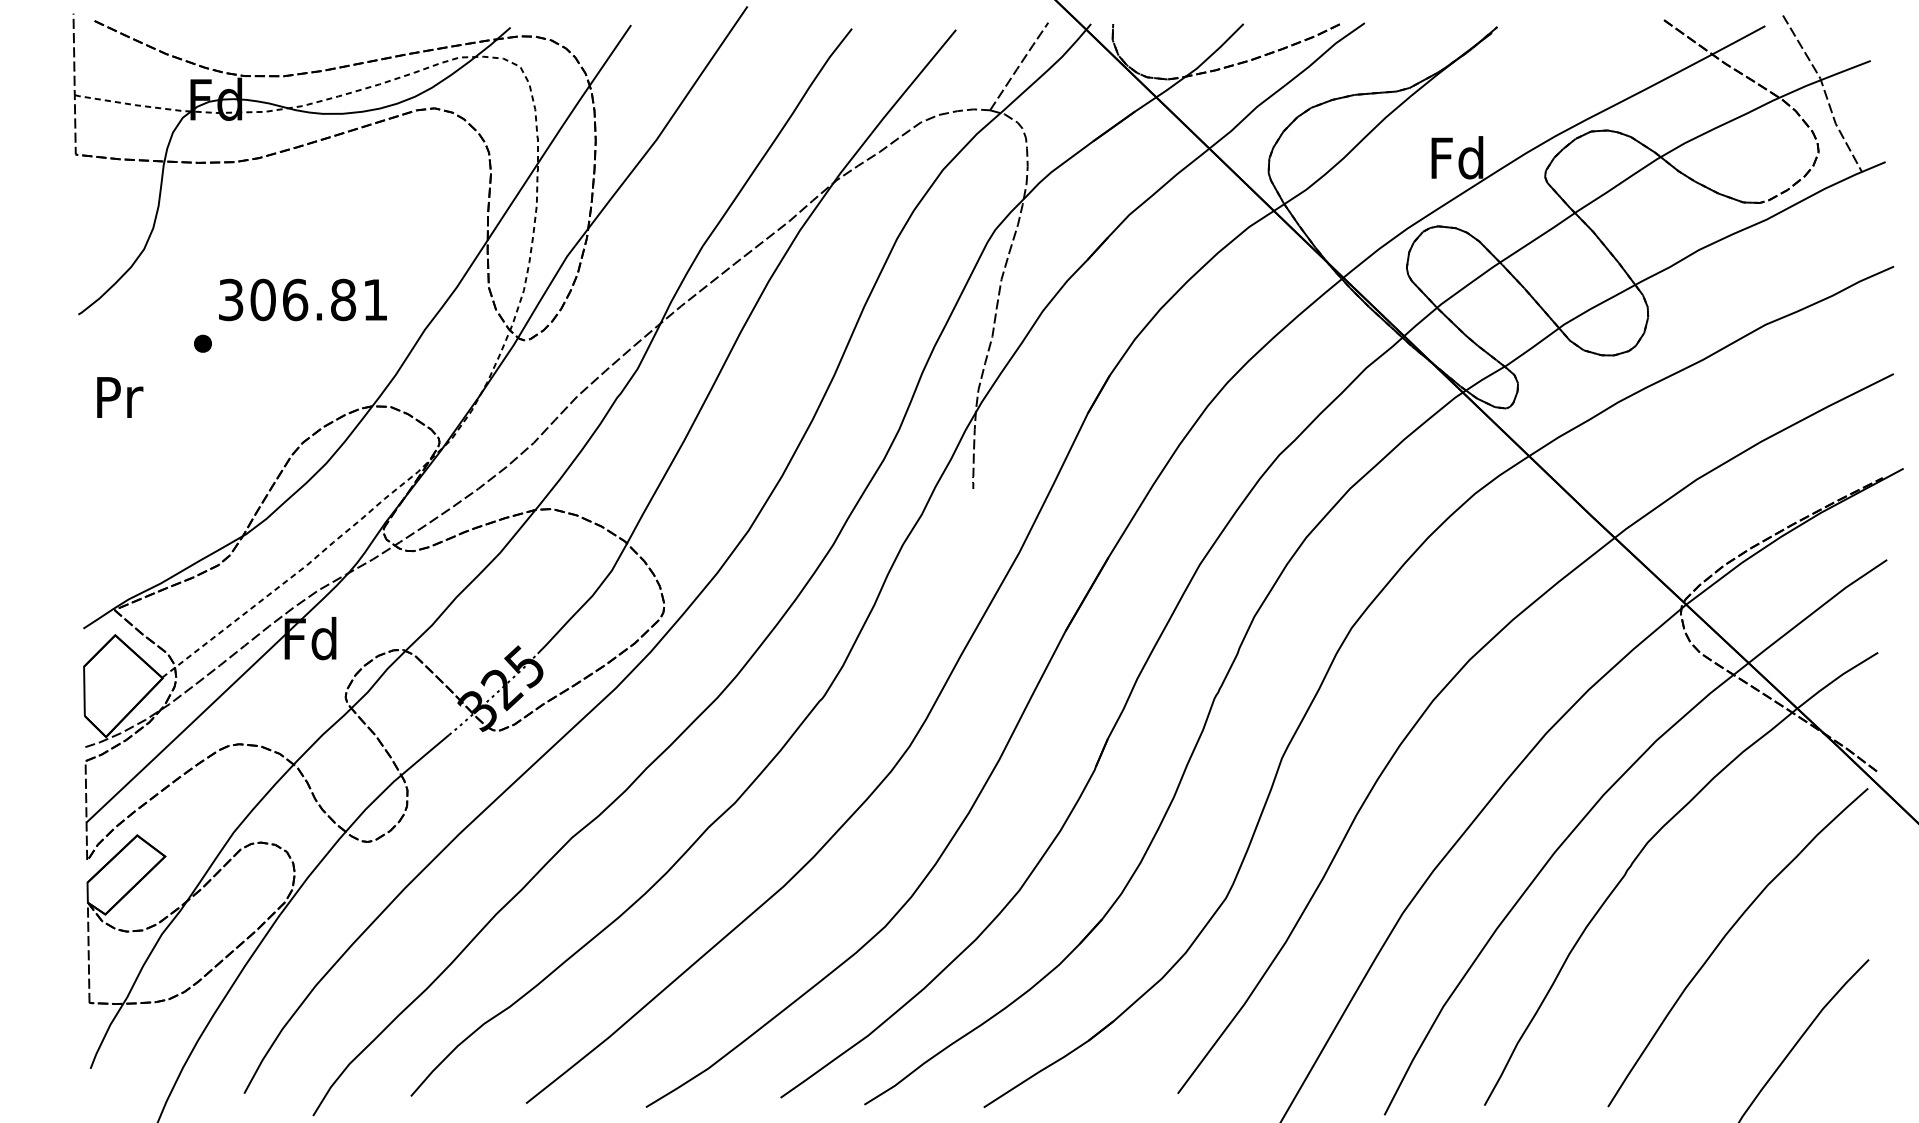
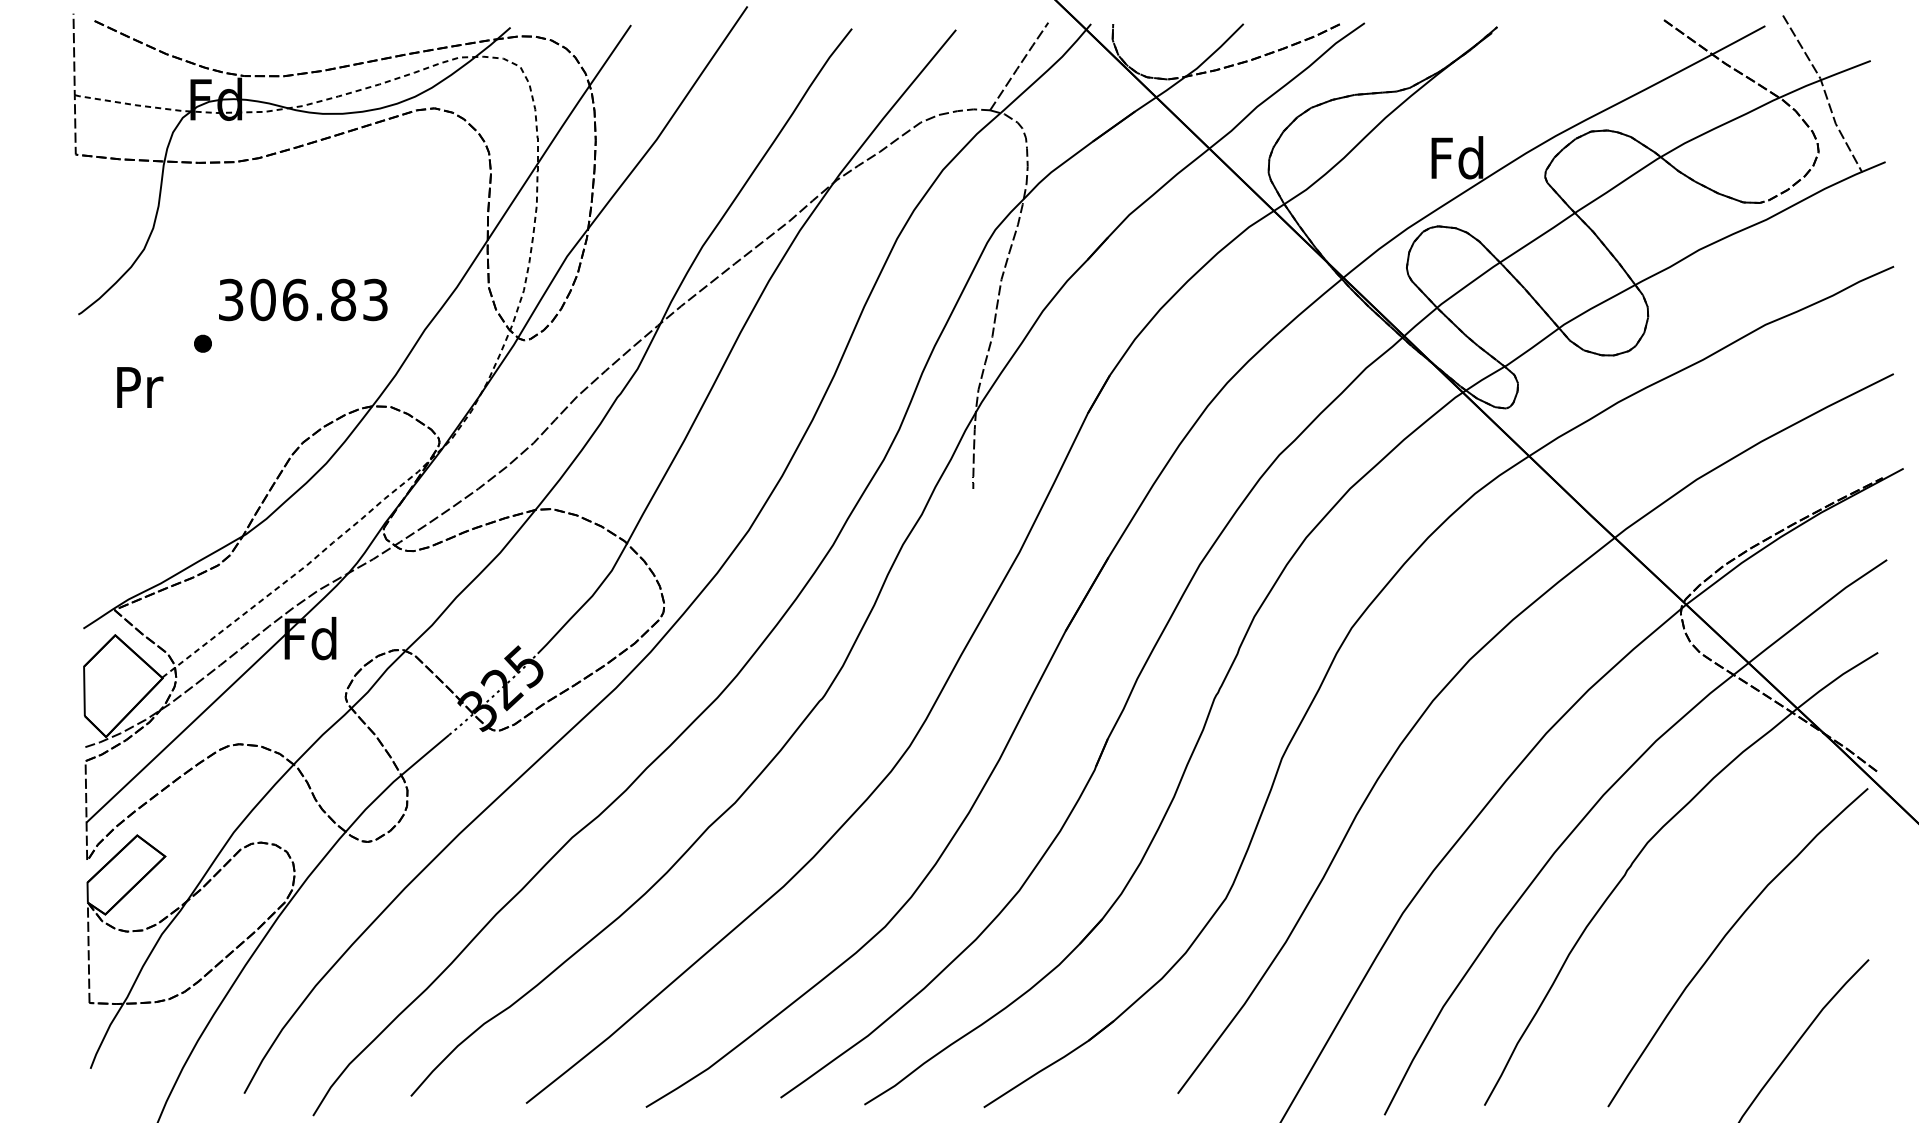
text: 306.81 -> 306.83 (375, 299)
text position: (120, 397) -> (140, 387) (140, 387)
